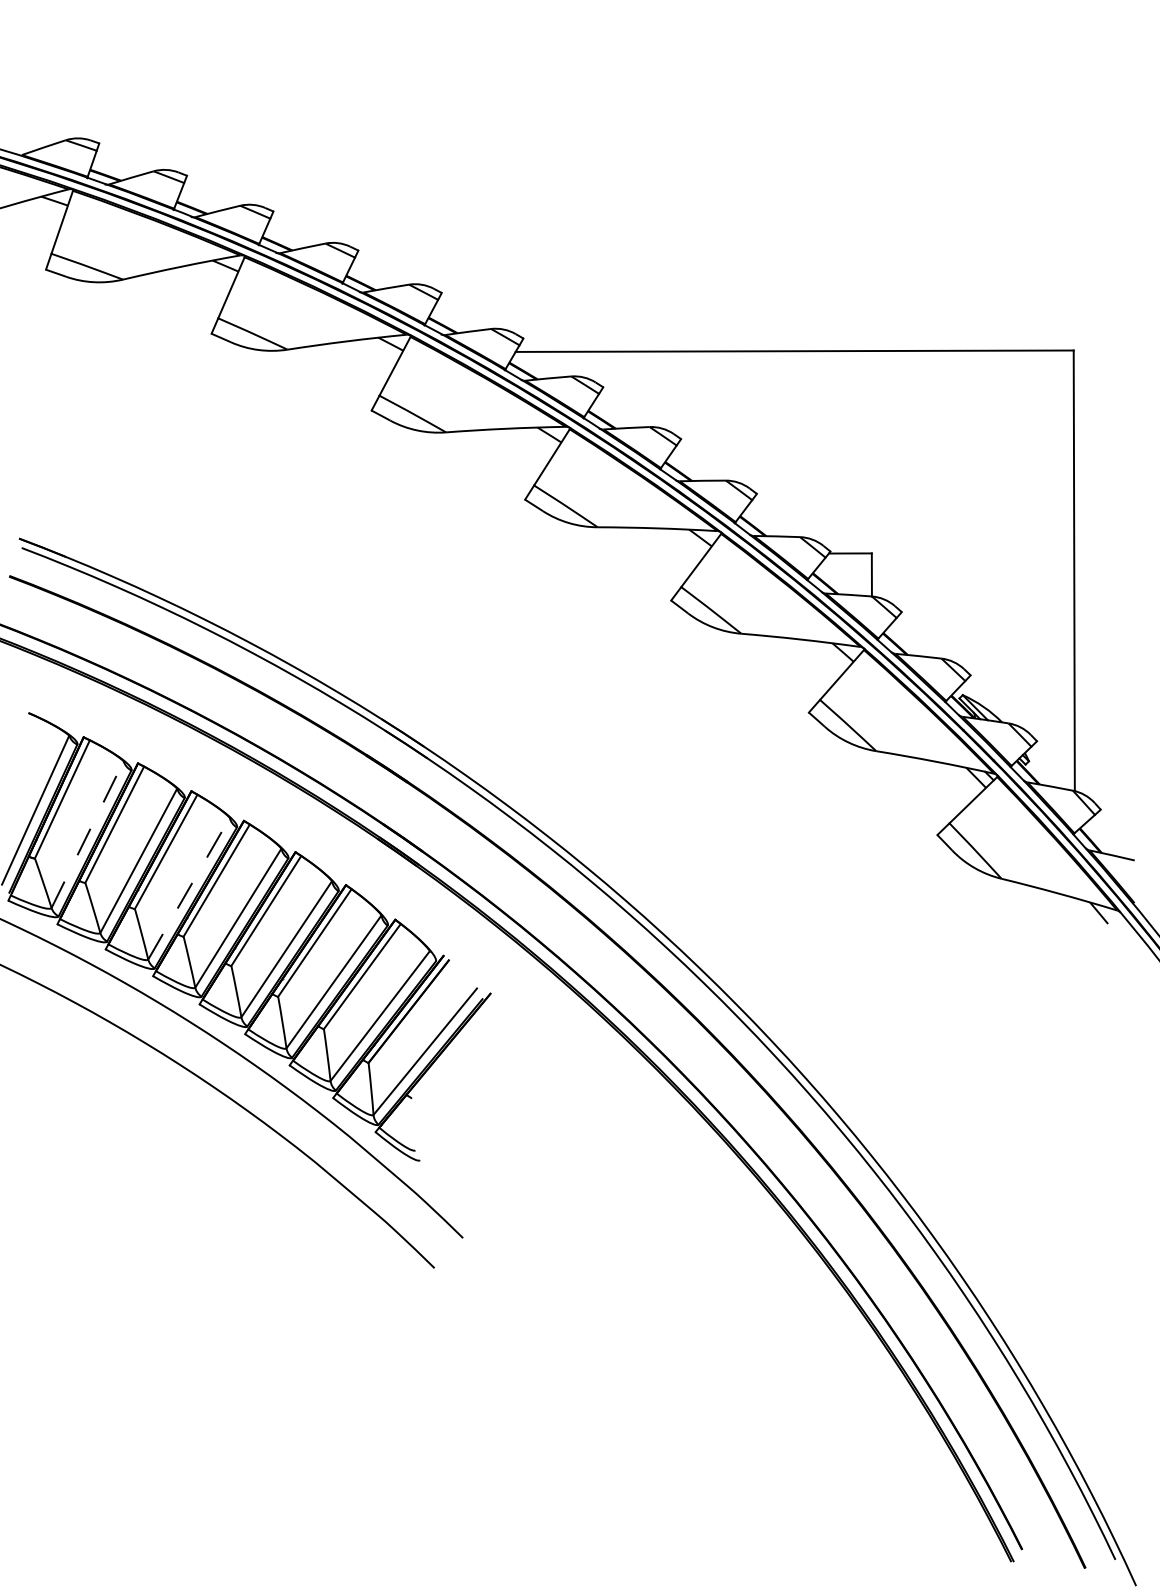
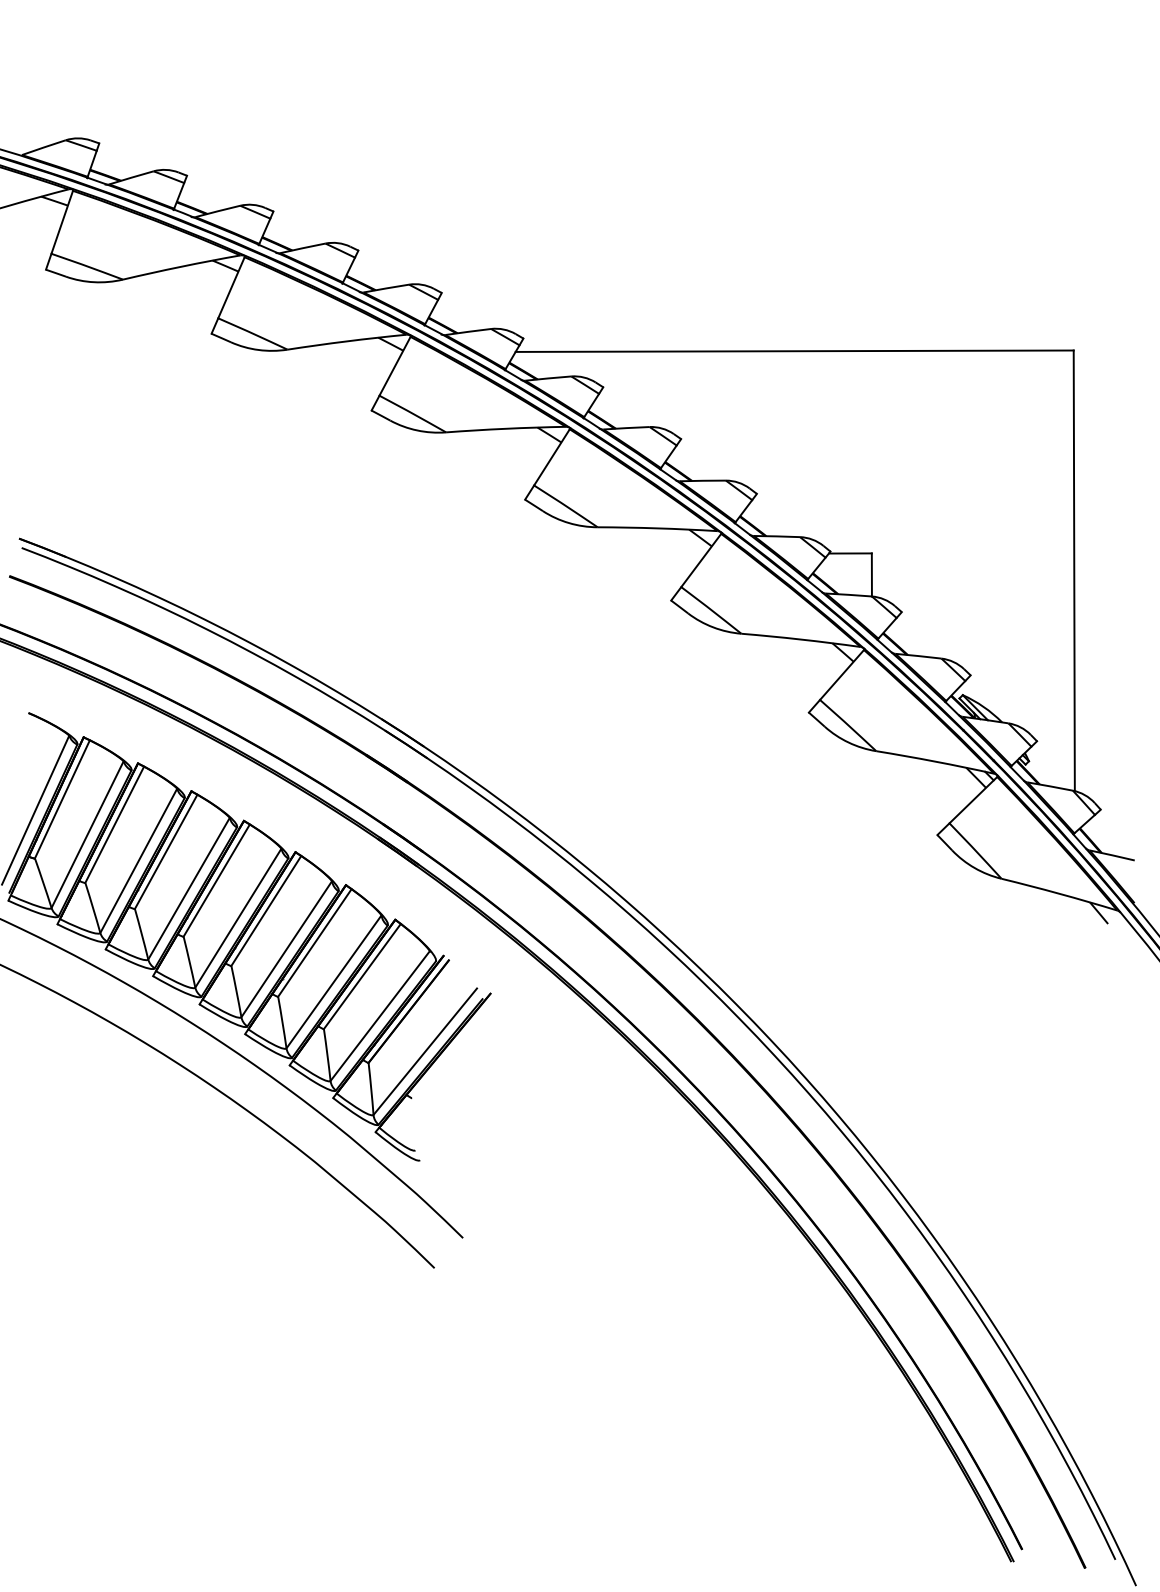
line: dashed -> solid (87, 834)
line: dashed -> solid (189, 888)
